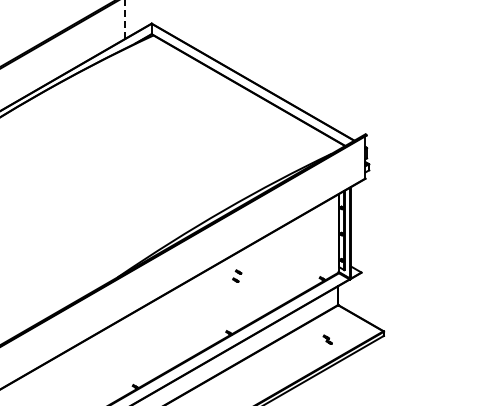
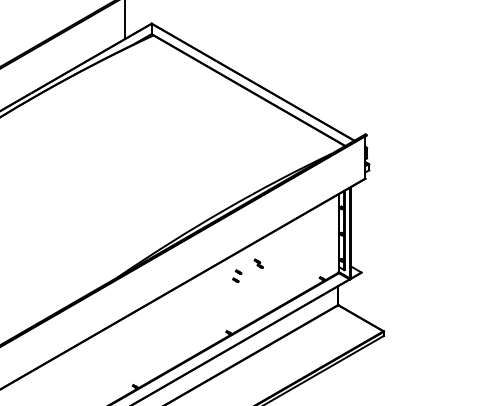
line: dashed -> solid (125, 19)
part position: (327, 339) -> (258, 263) (258, 263)
